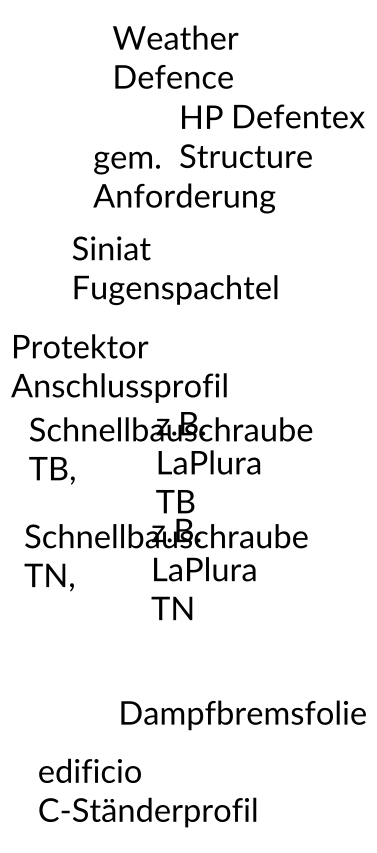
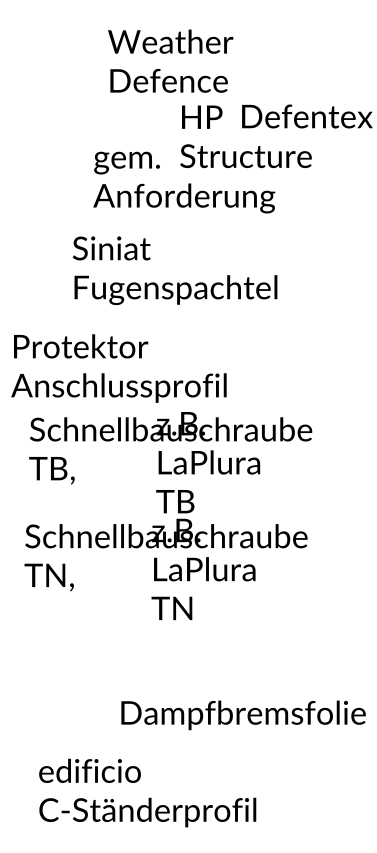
text position: (175, 56) -> (170, 60) (170, 60)
text position: (299, 116) -> (307, 116) (307, 116)
